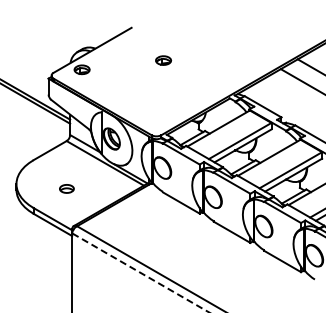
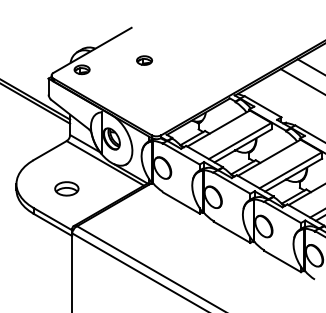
part position: (163, 60) -> (144, 60) (144, 60)
part size: 16x10 px -> 26x16 px (66, 188)
line: dashed -> solid (140, 272)
